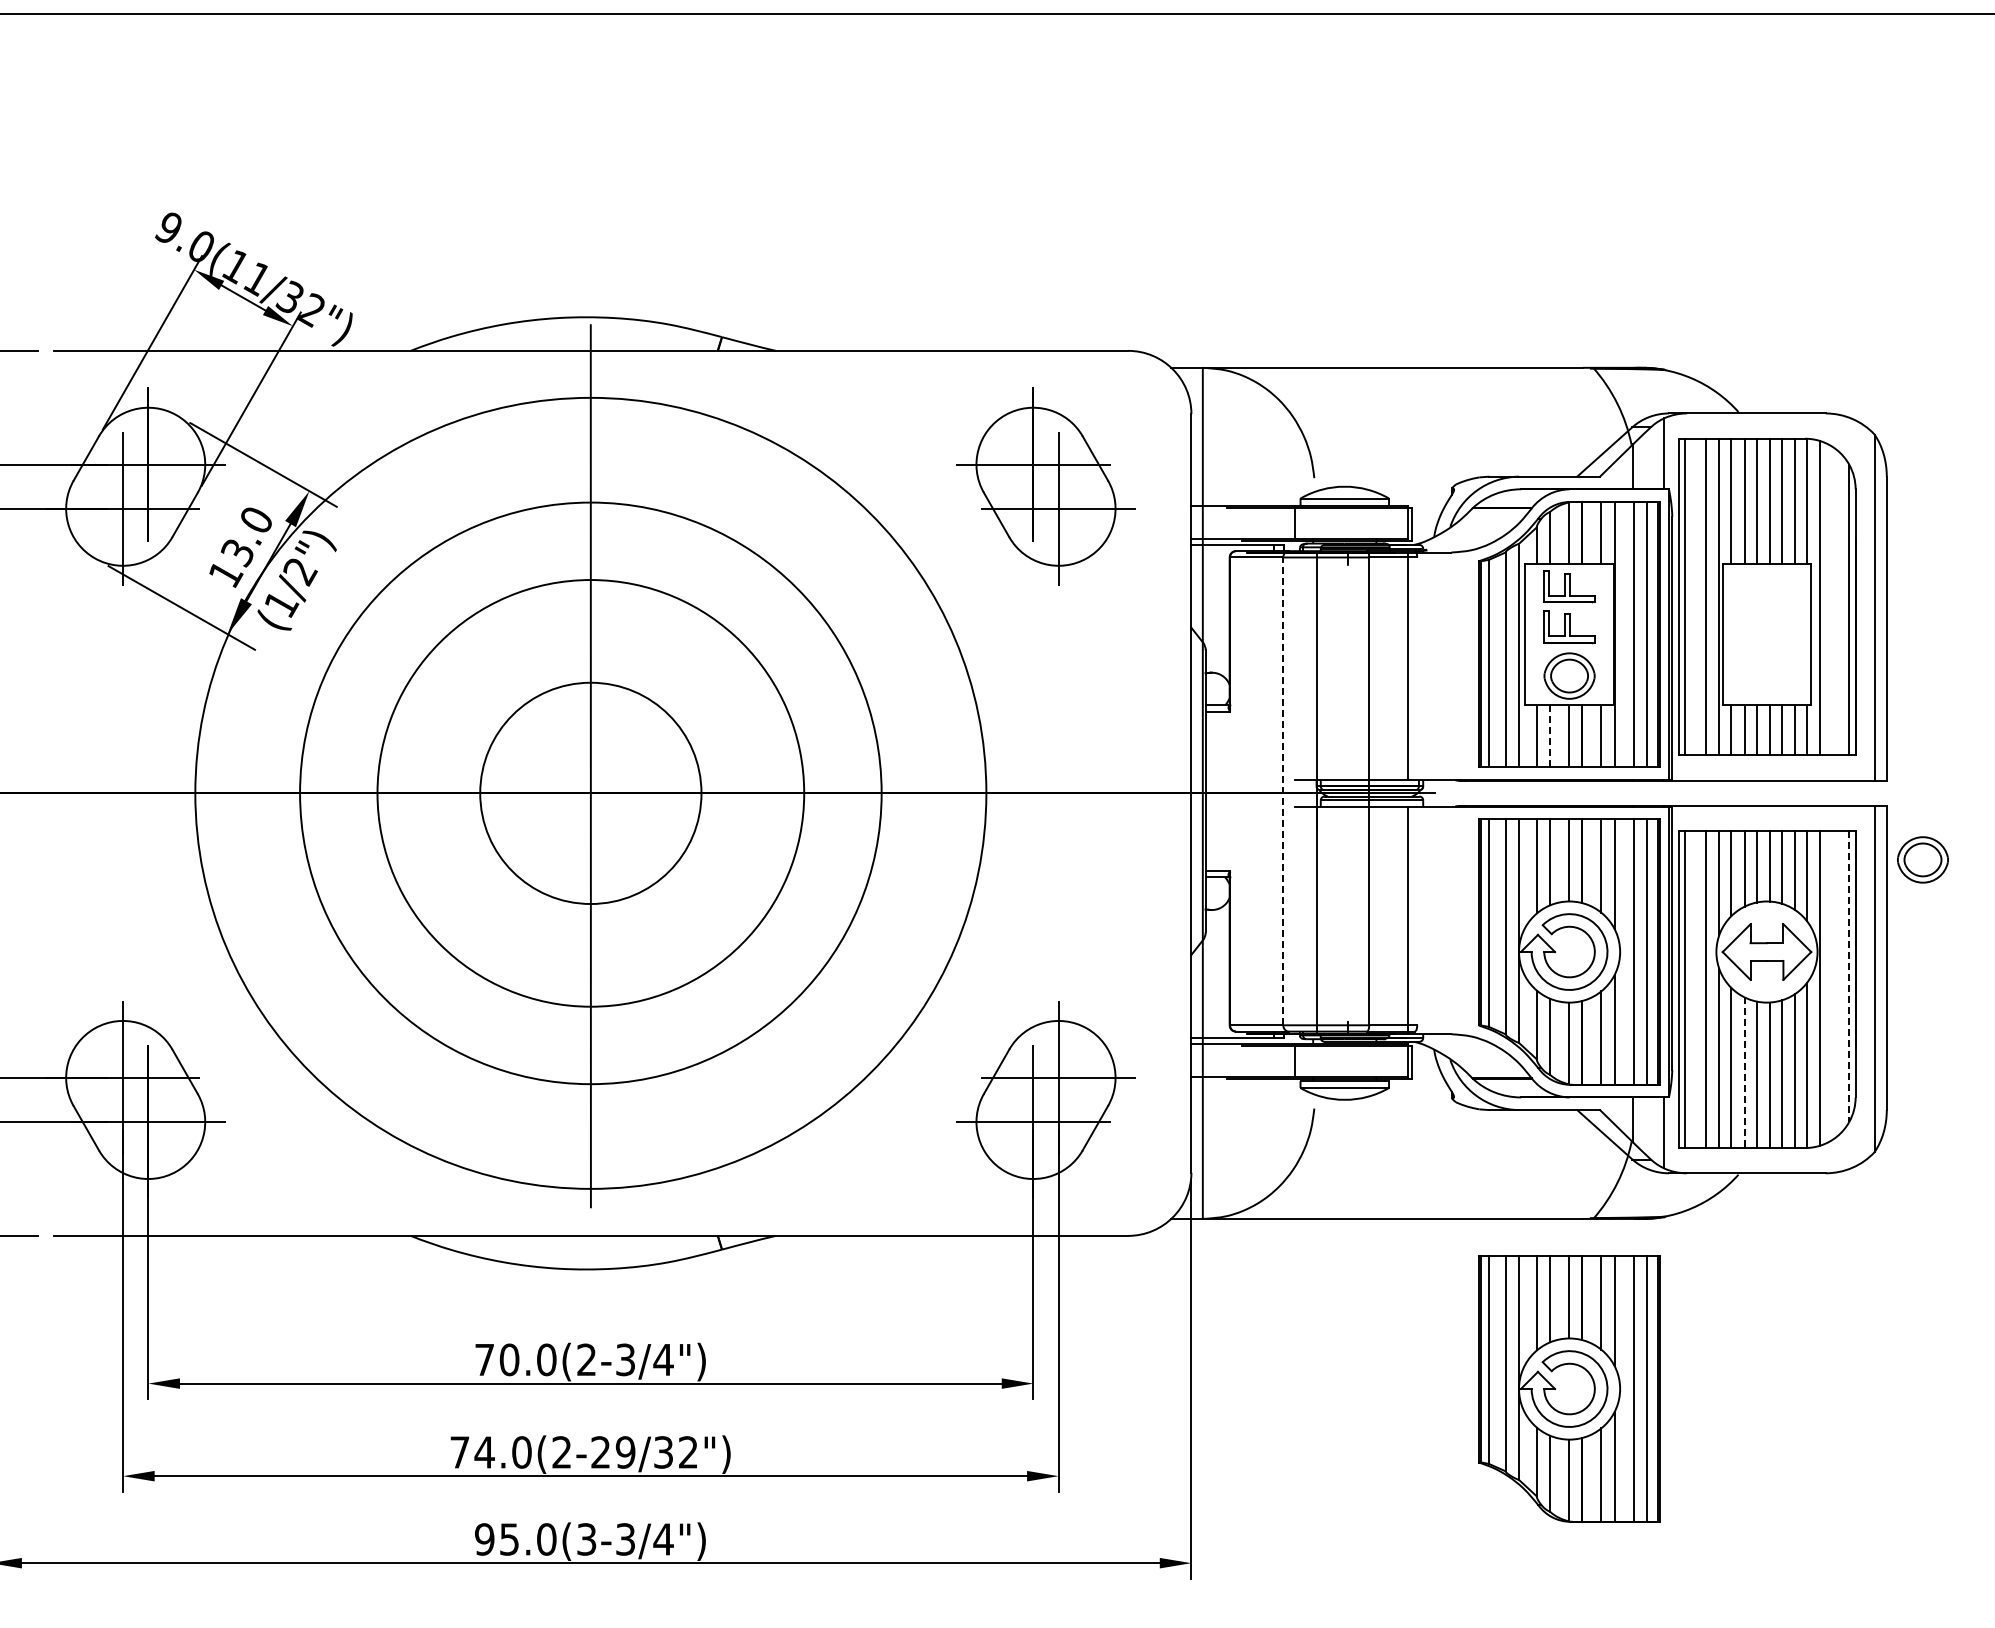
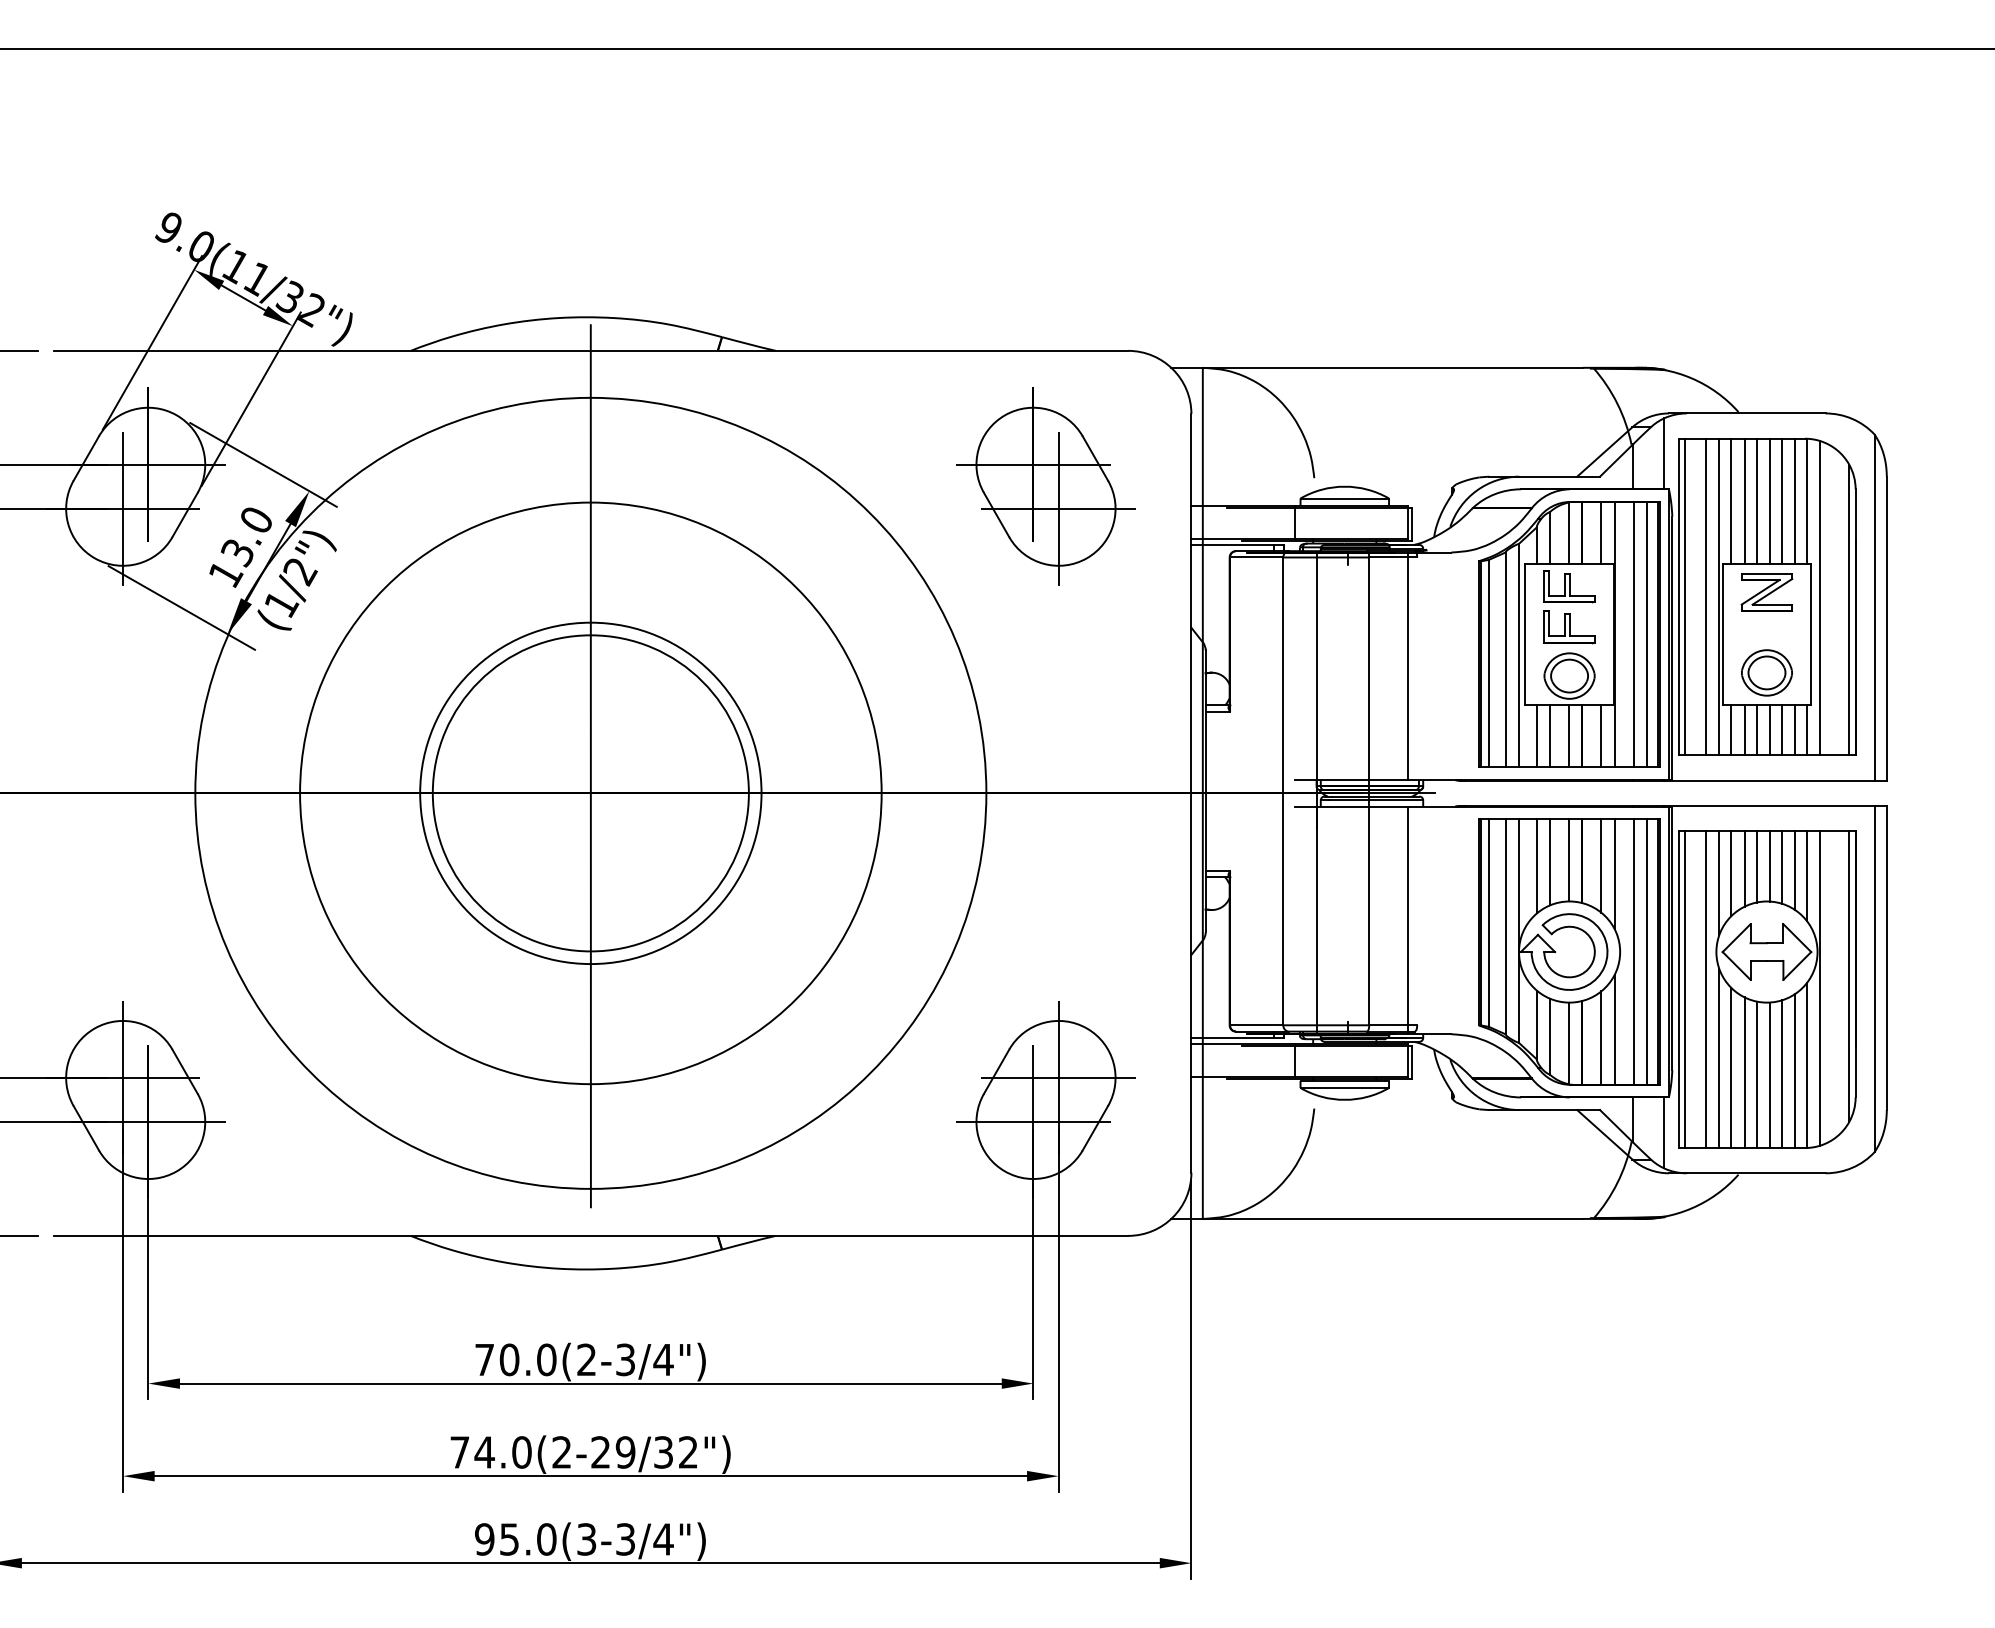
line position: (996, 14) -> (996, 49) (996, 49)
part: none -> present (1766, 592)
line: dashed -> solid (1550, 736)
line: dashed -> solid (1283, 791)
circle diameter: 221 px -> 316 px (590, 793)
circle diameter: 427 px -> 341 px (590, 793)
part position: (1922, 859) -> (1766, 672) (1766, 672)
line: dashed -> solid (1849, 977)
line: dashed -> solid (1744, 1073)
part: present -> none (1569, 1388)
